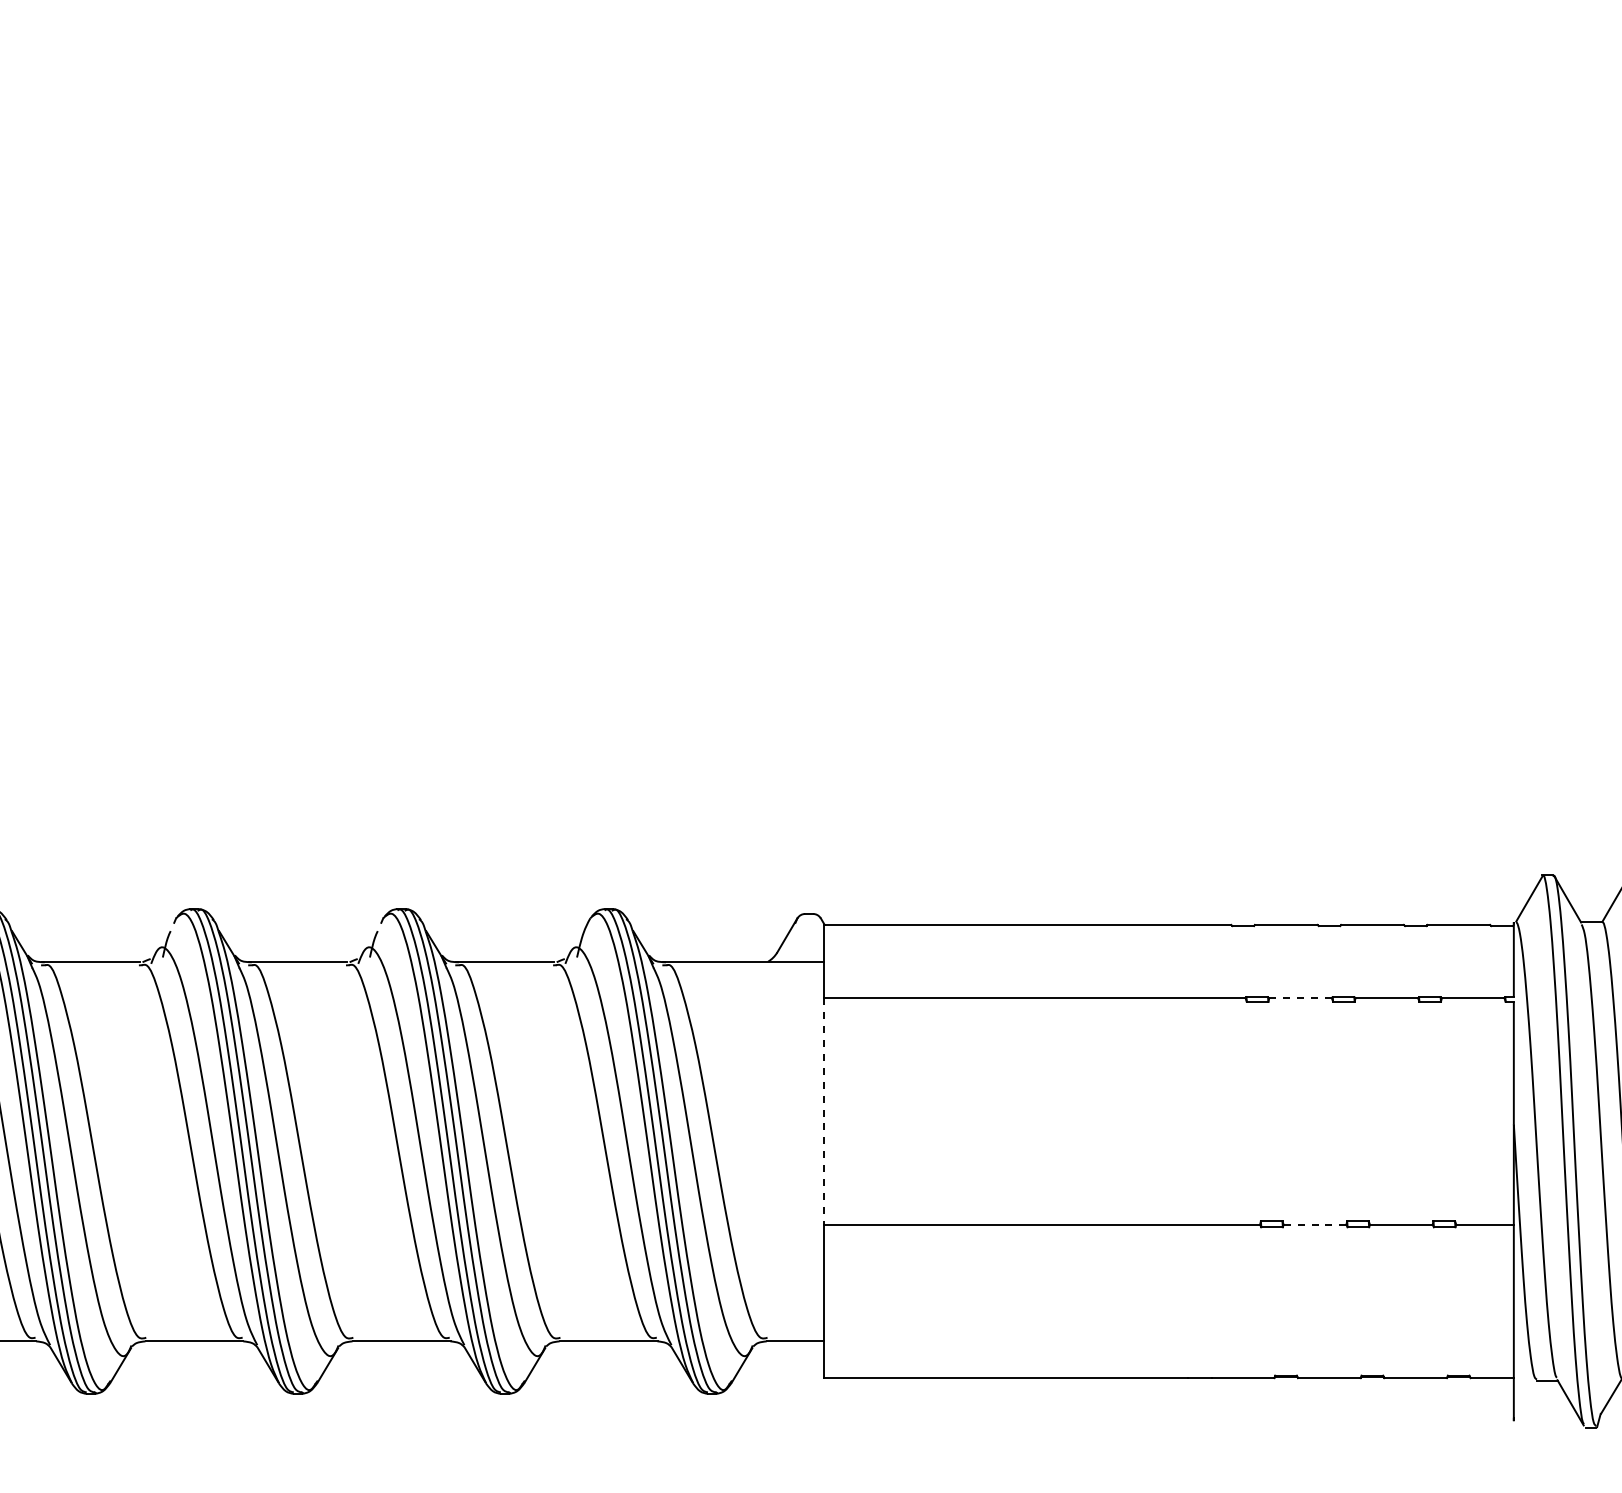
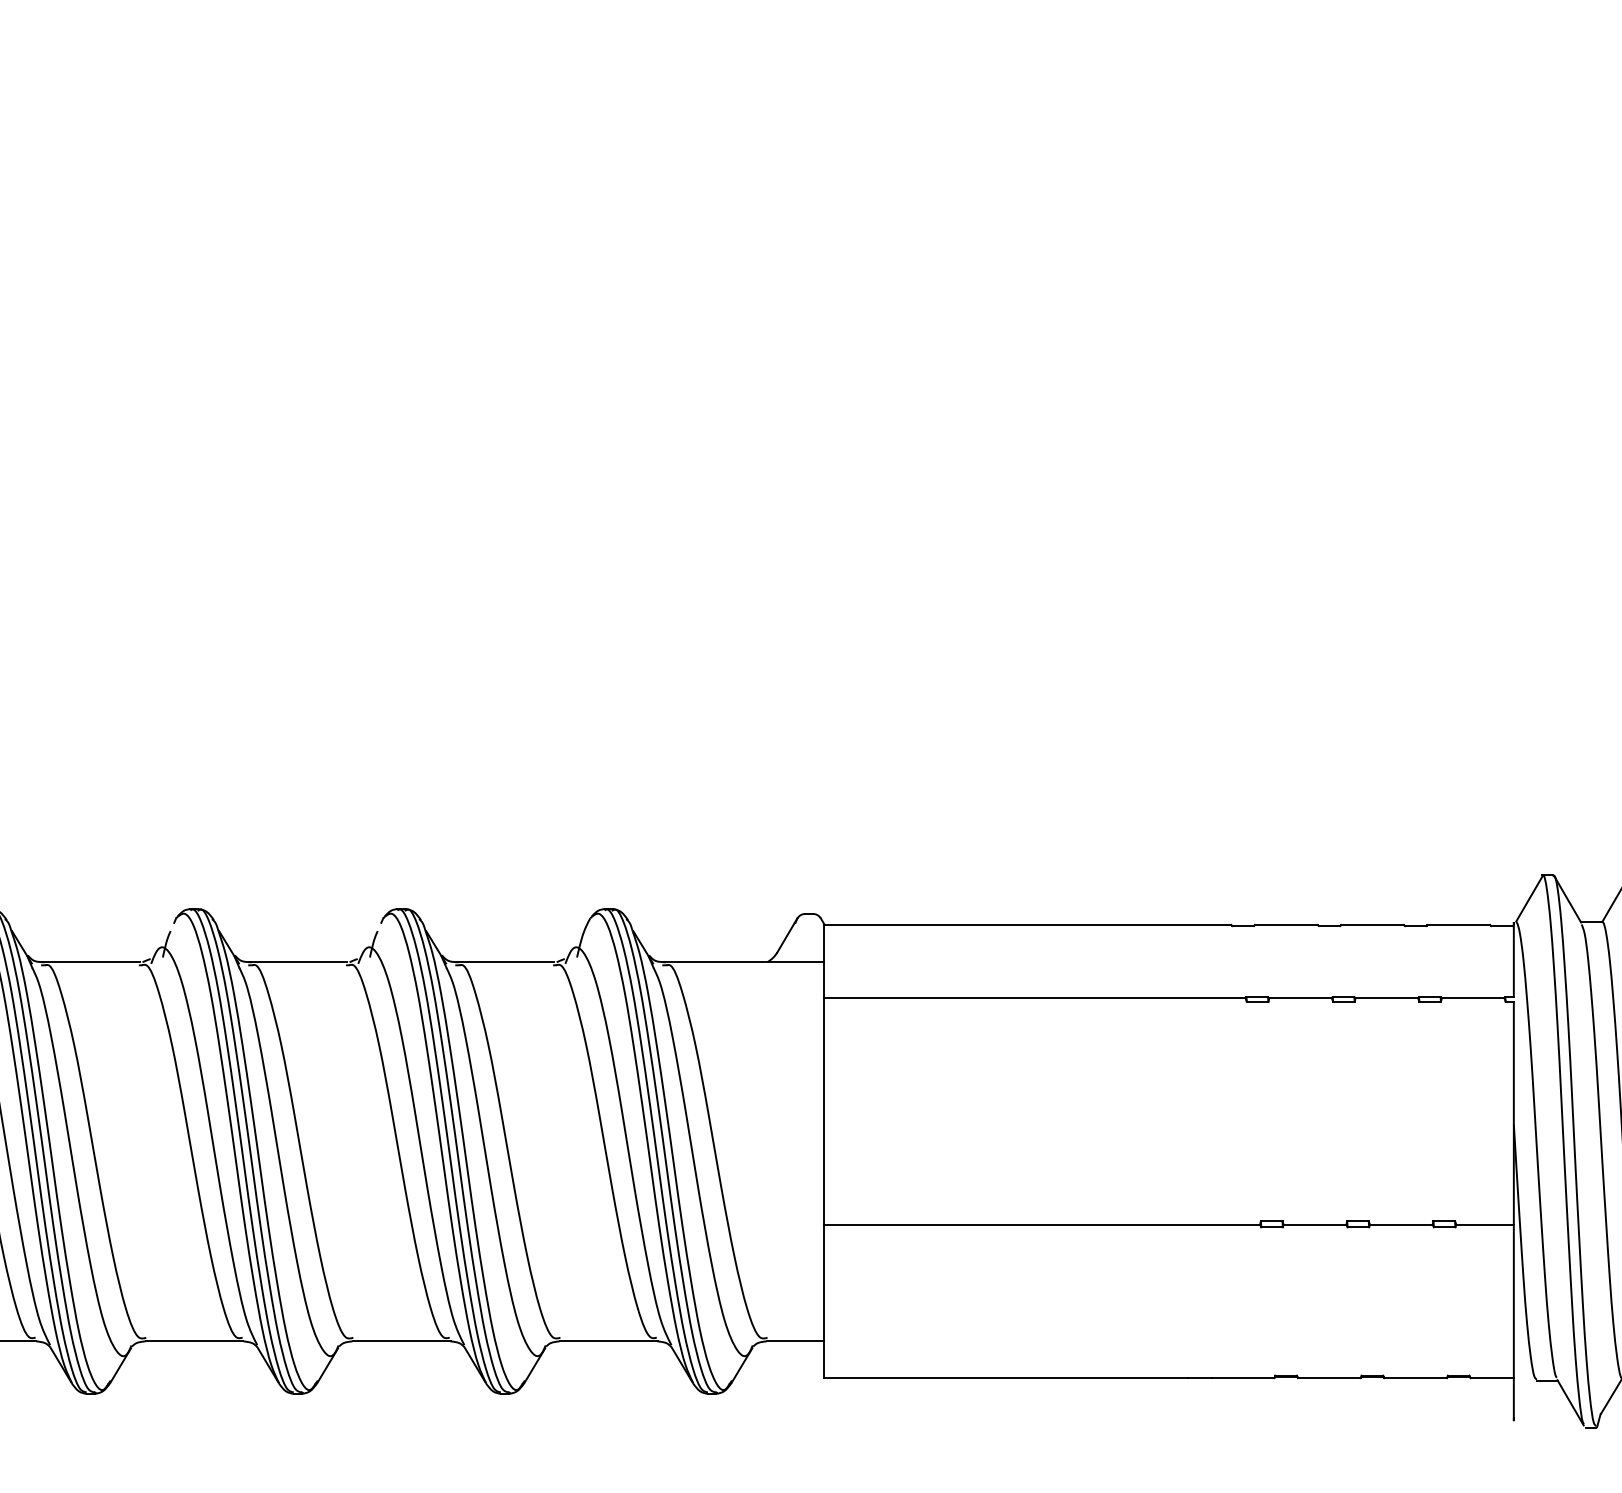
line: dashed -> solid (1301, 998)
line: dashed -> solid (823, 1112)
line: dashed -> solid (1315, 1224)
